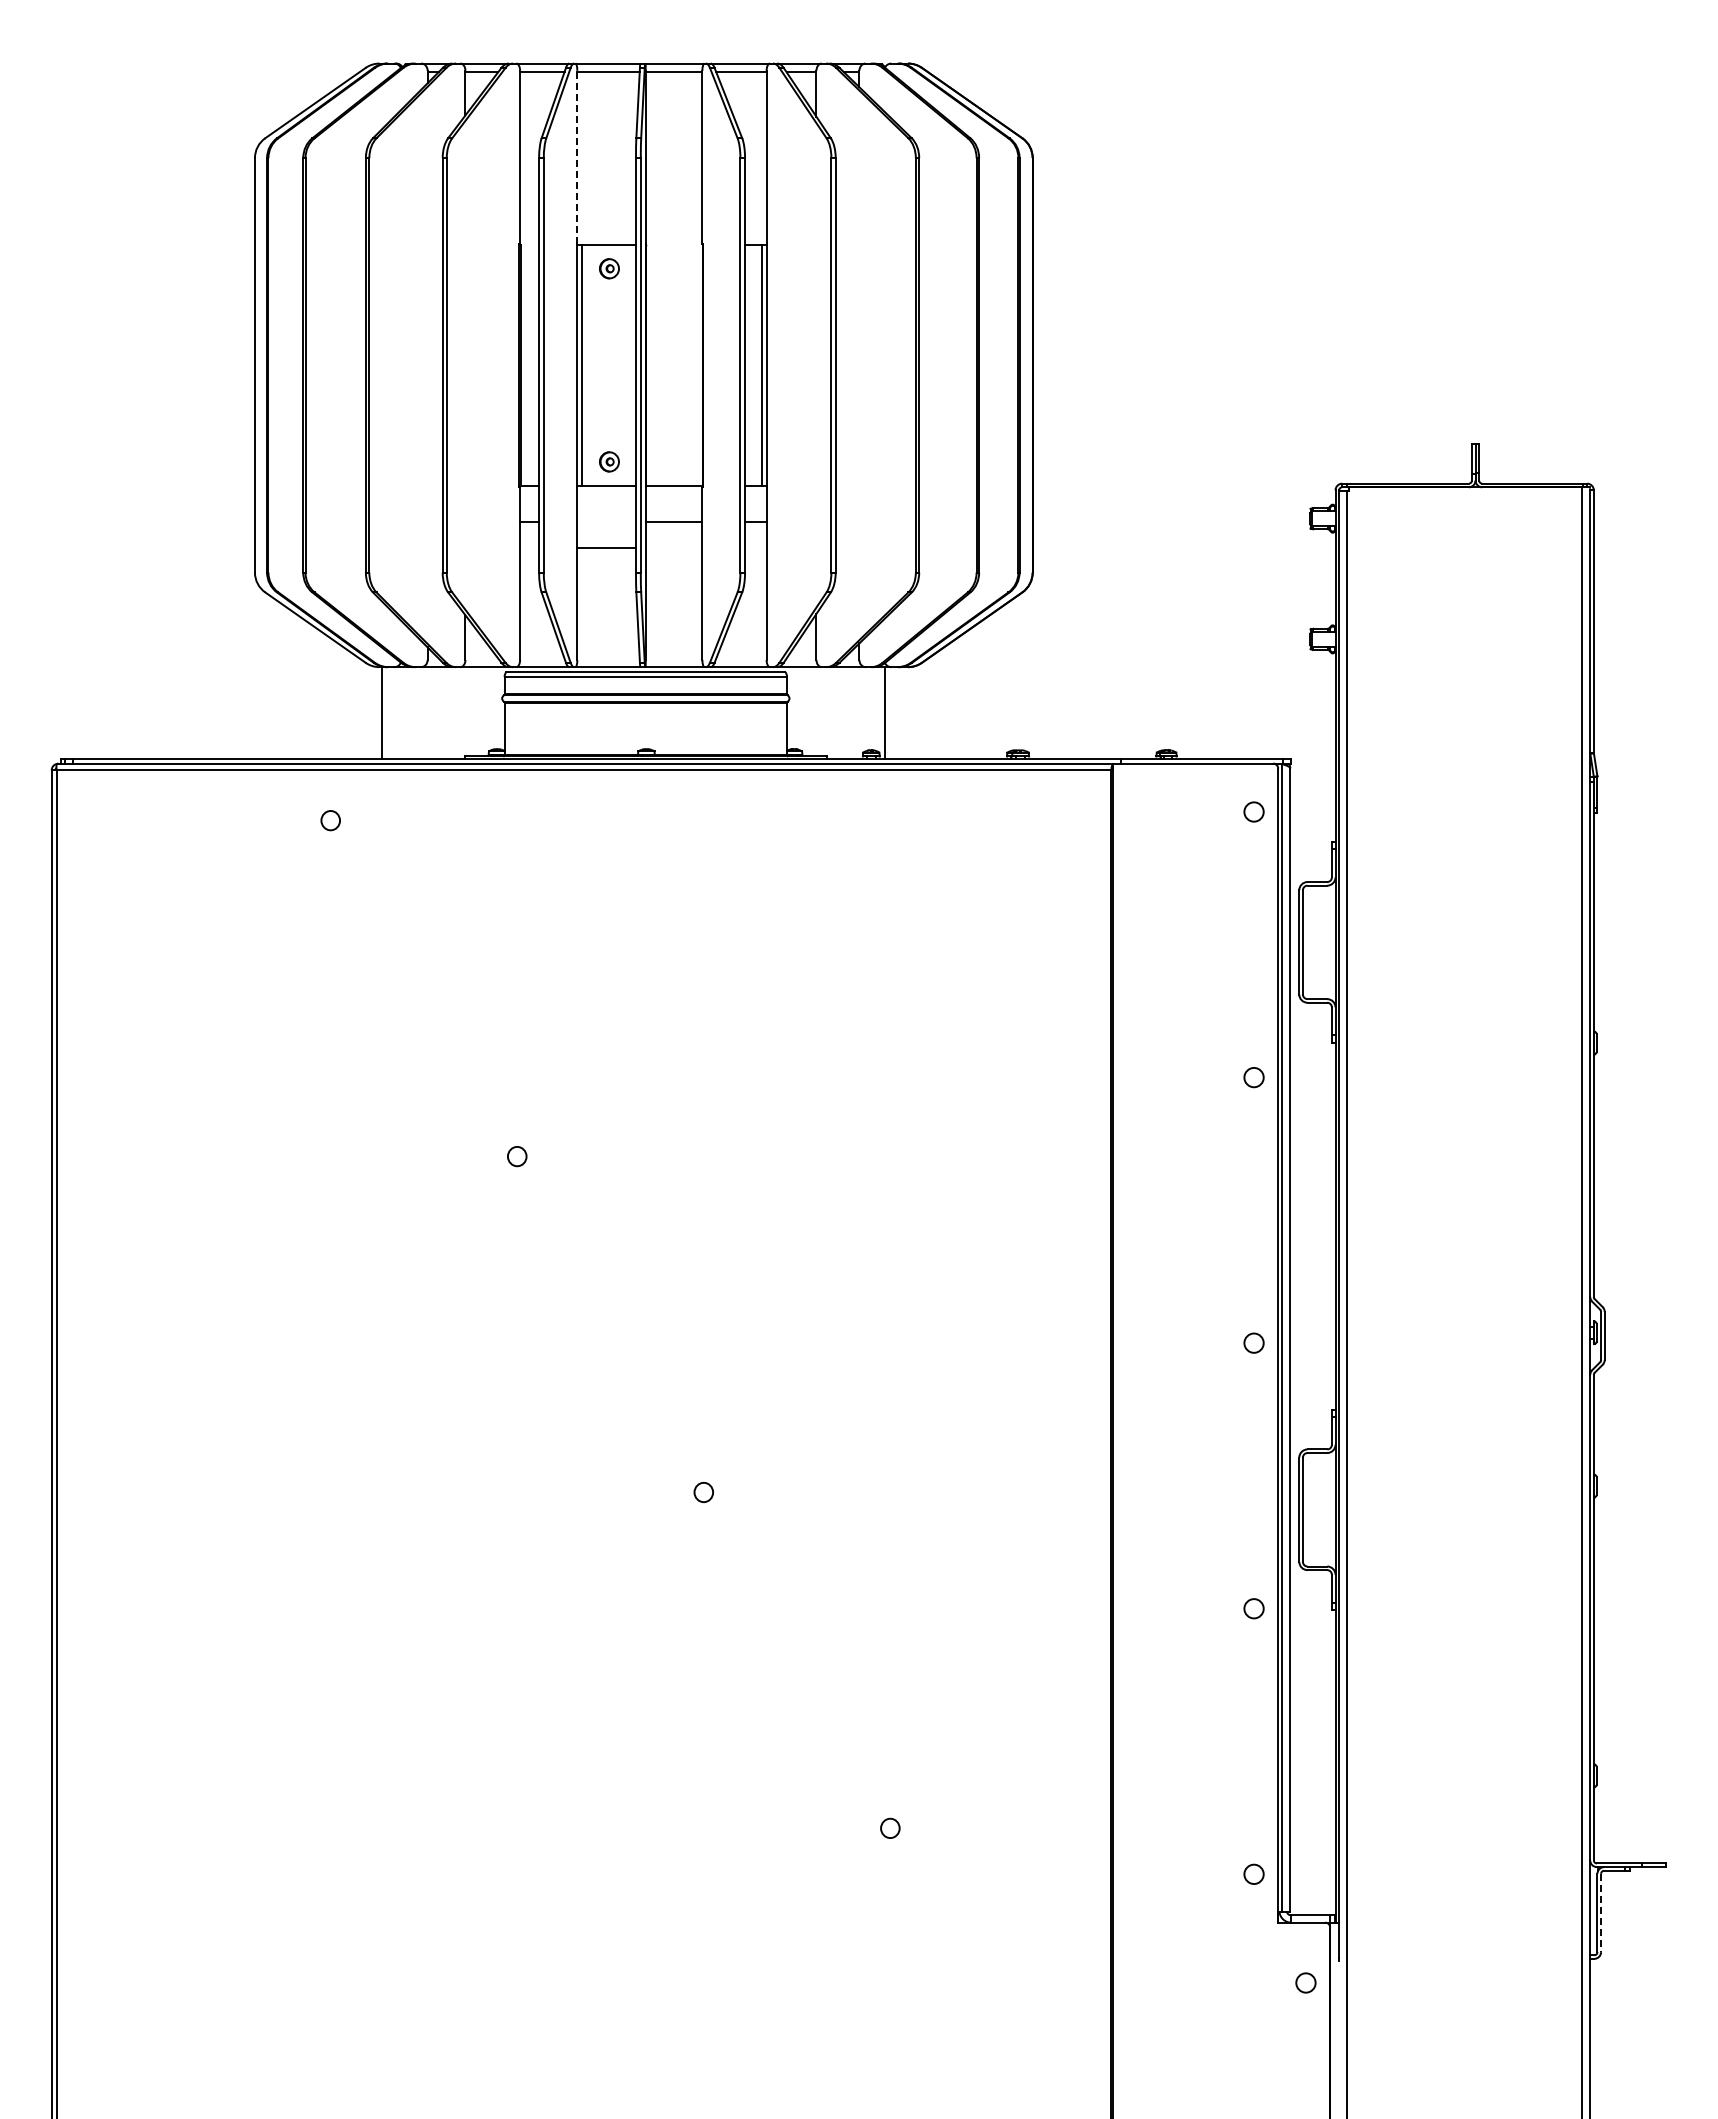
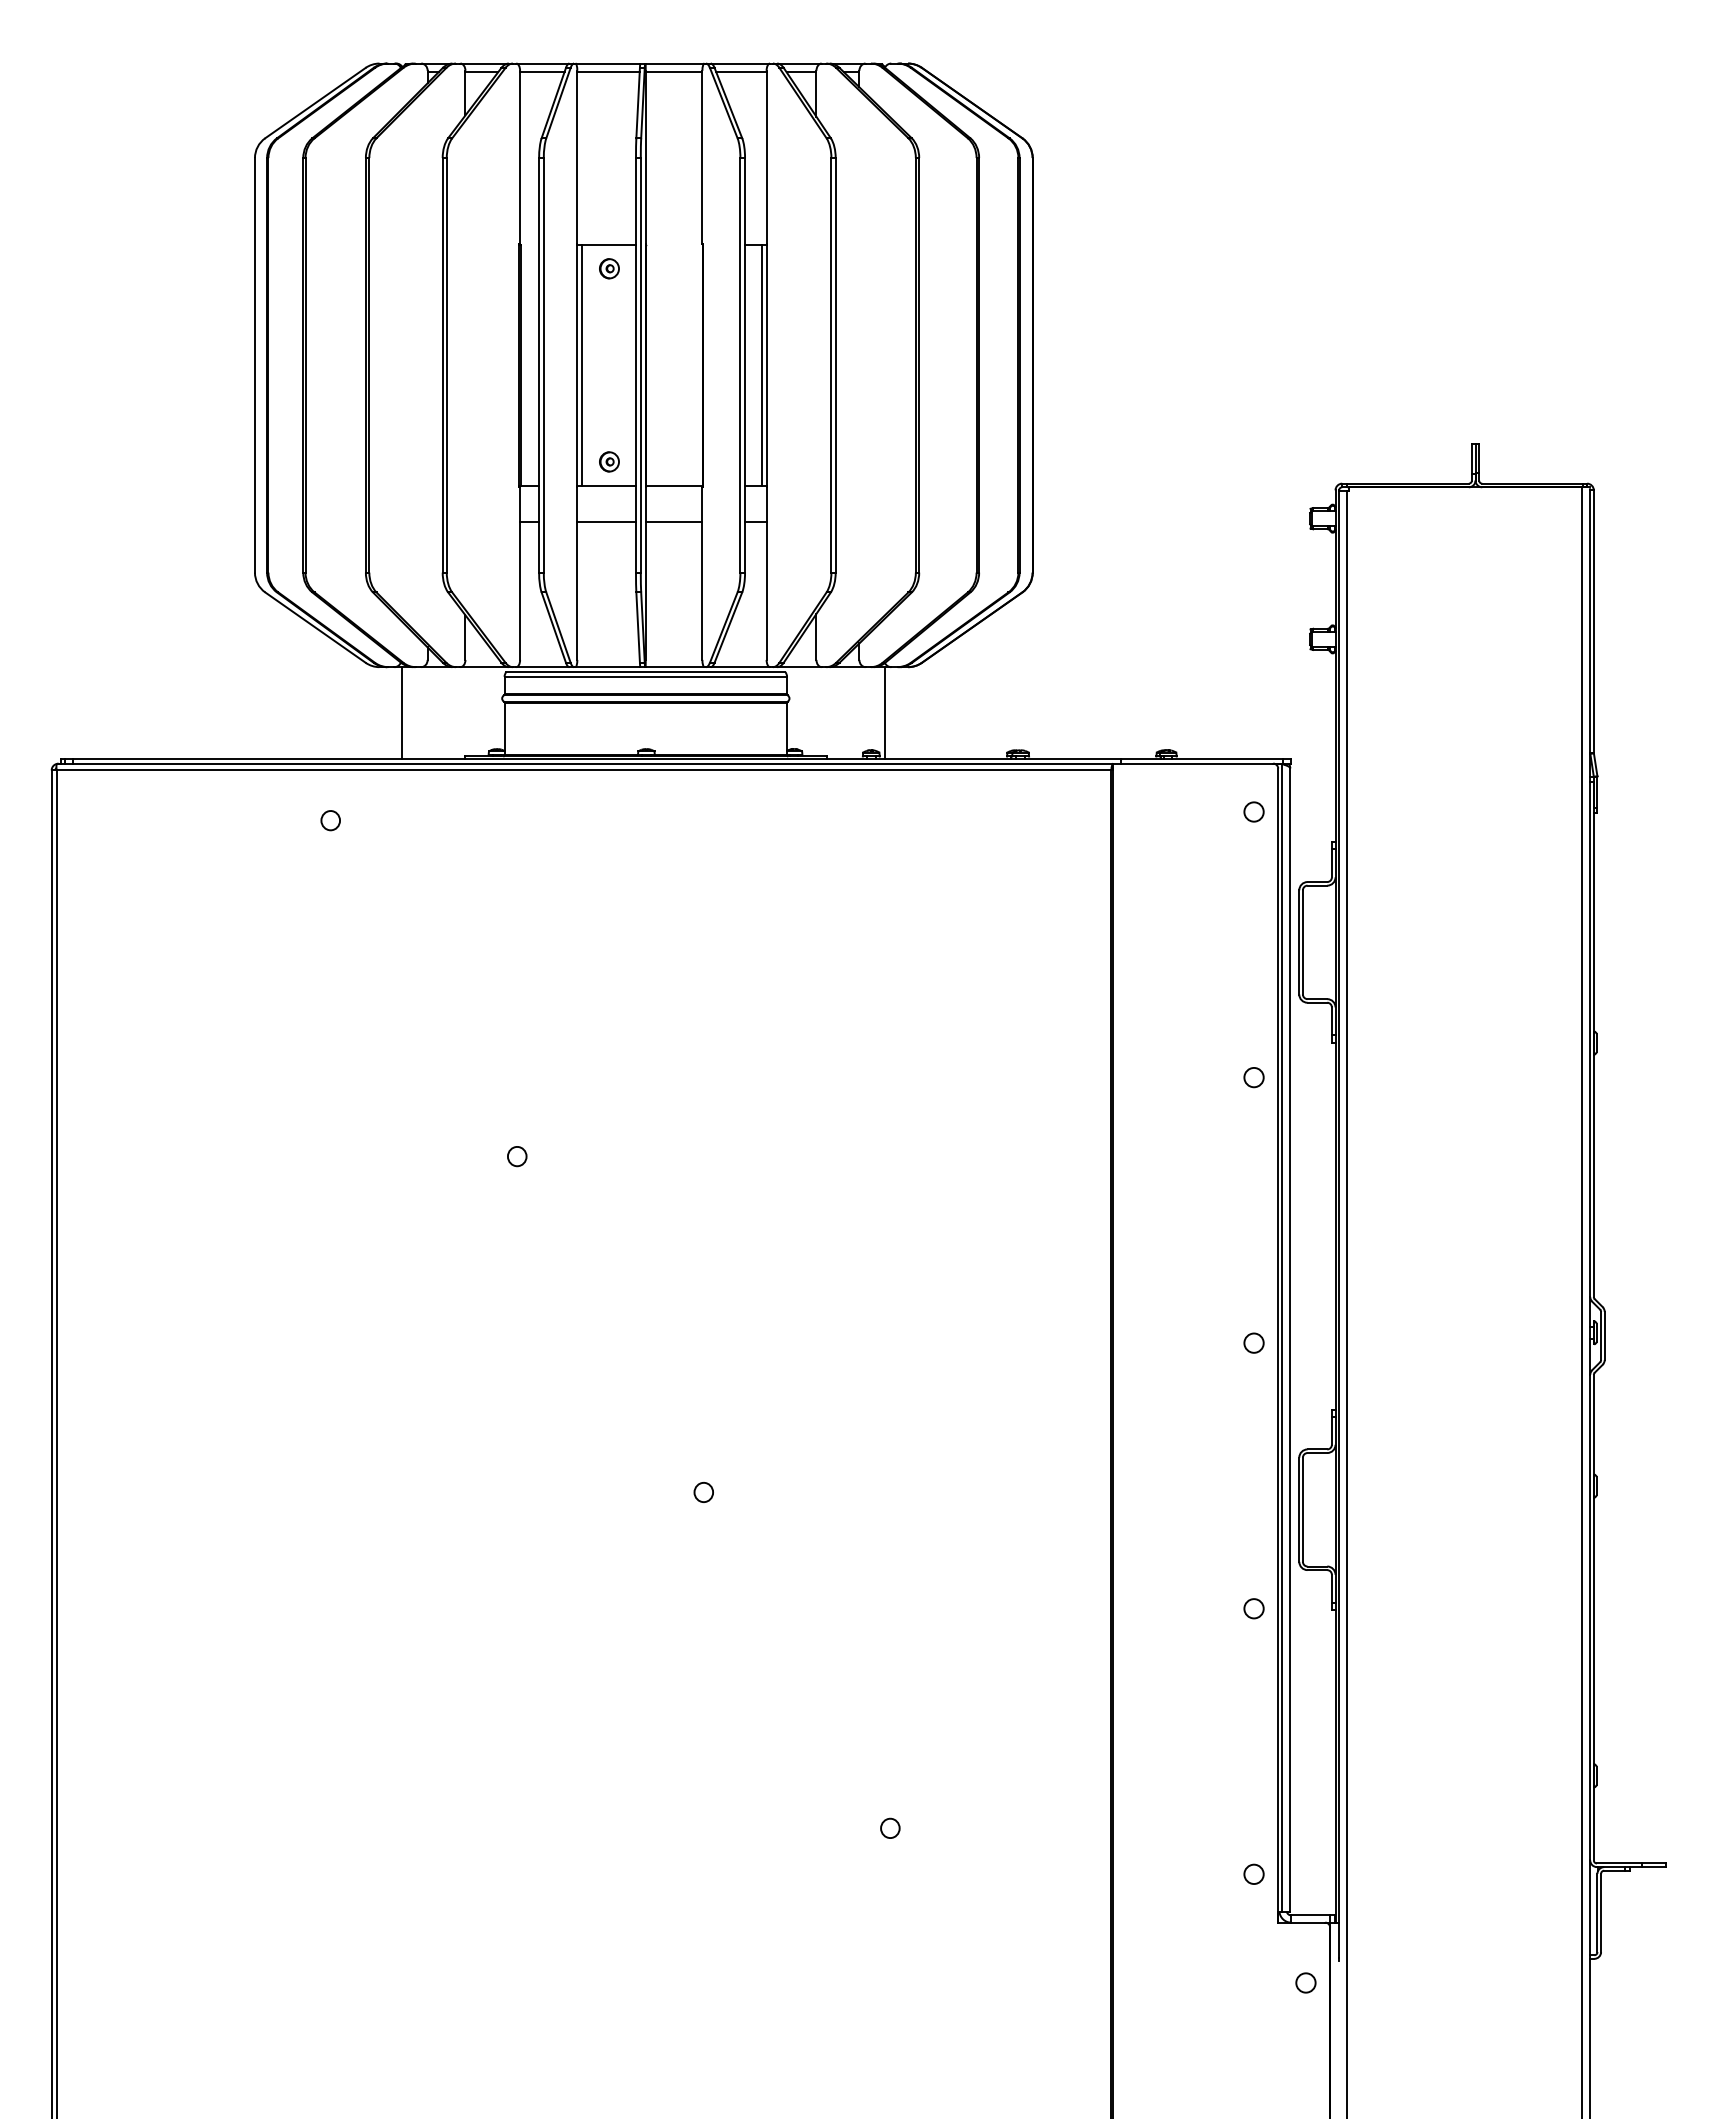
line: dashed -> solid (577, 157)
line position: (606, 548) -> (606, 522) (606, 522)
line position: (382, 712) -> (402, 712) (402, 712)
line: dashed -> solid (1601, 1913)
